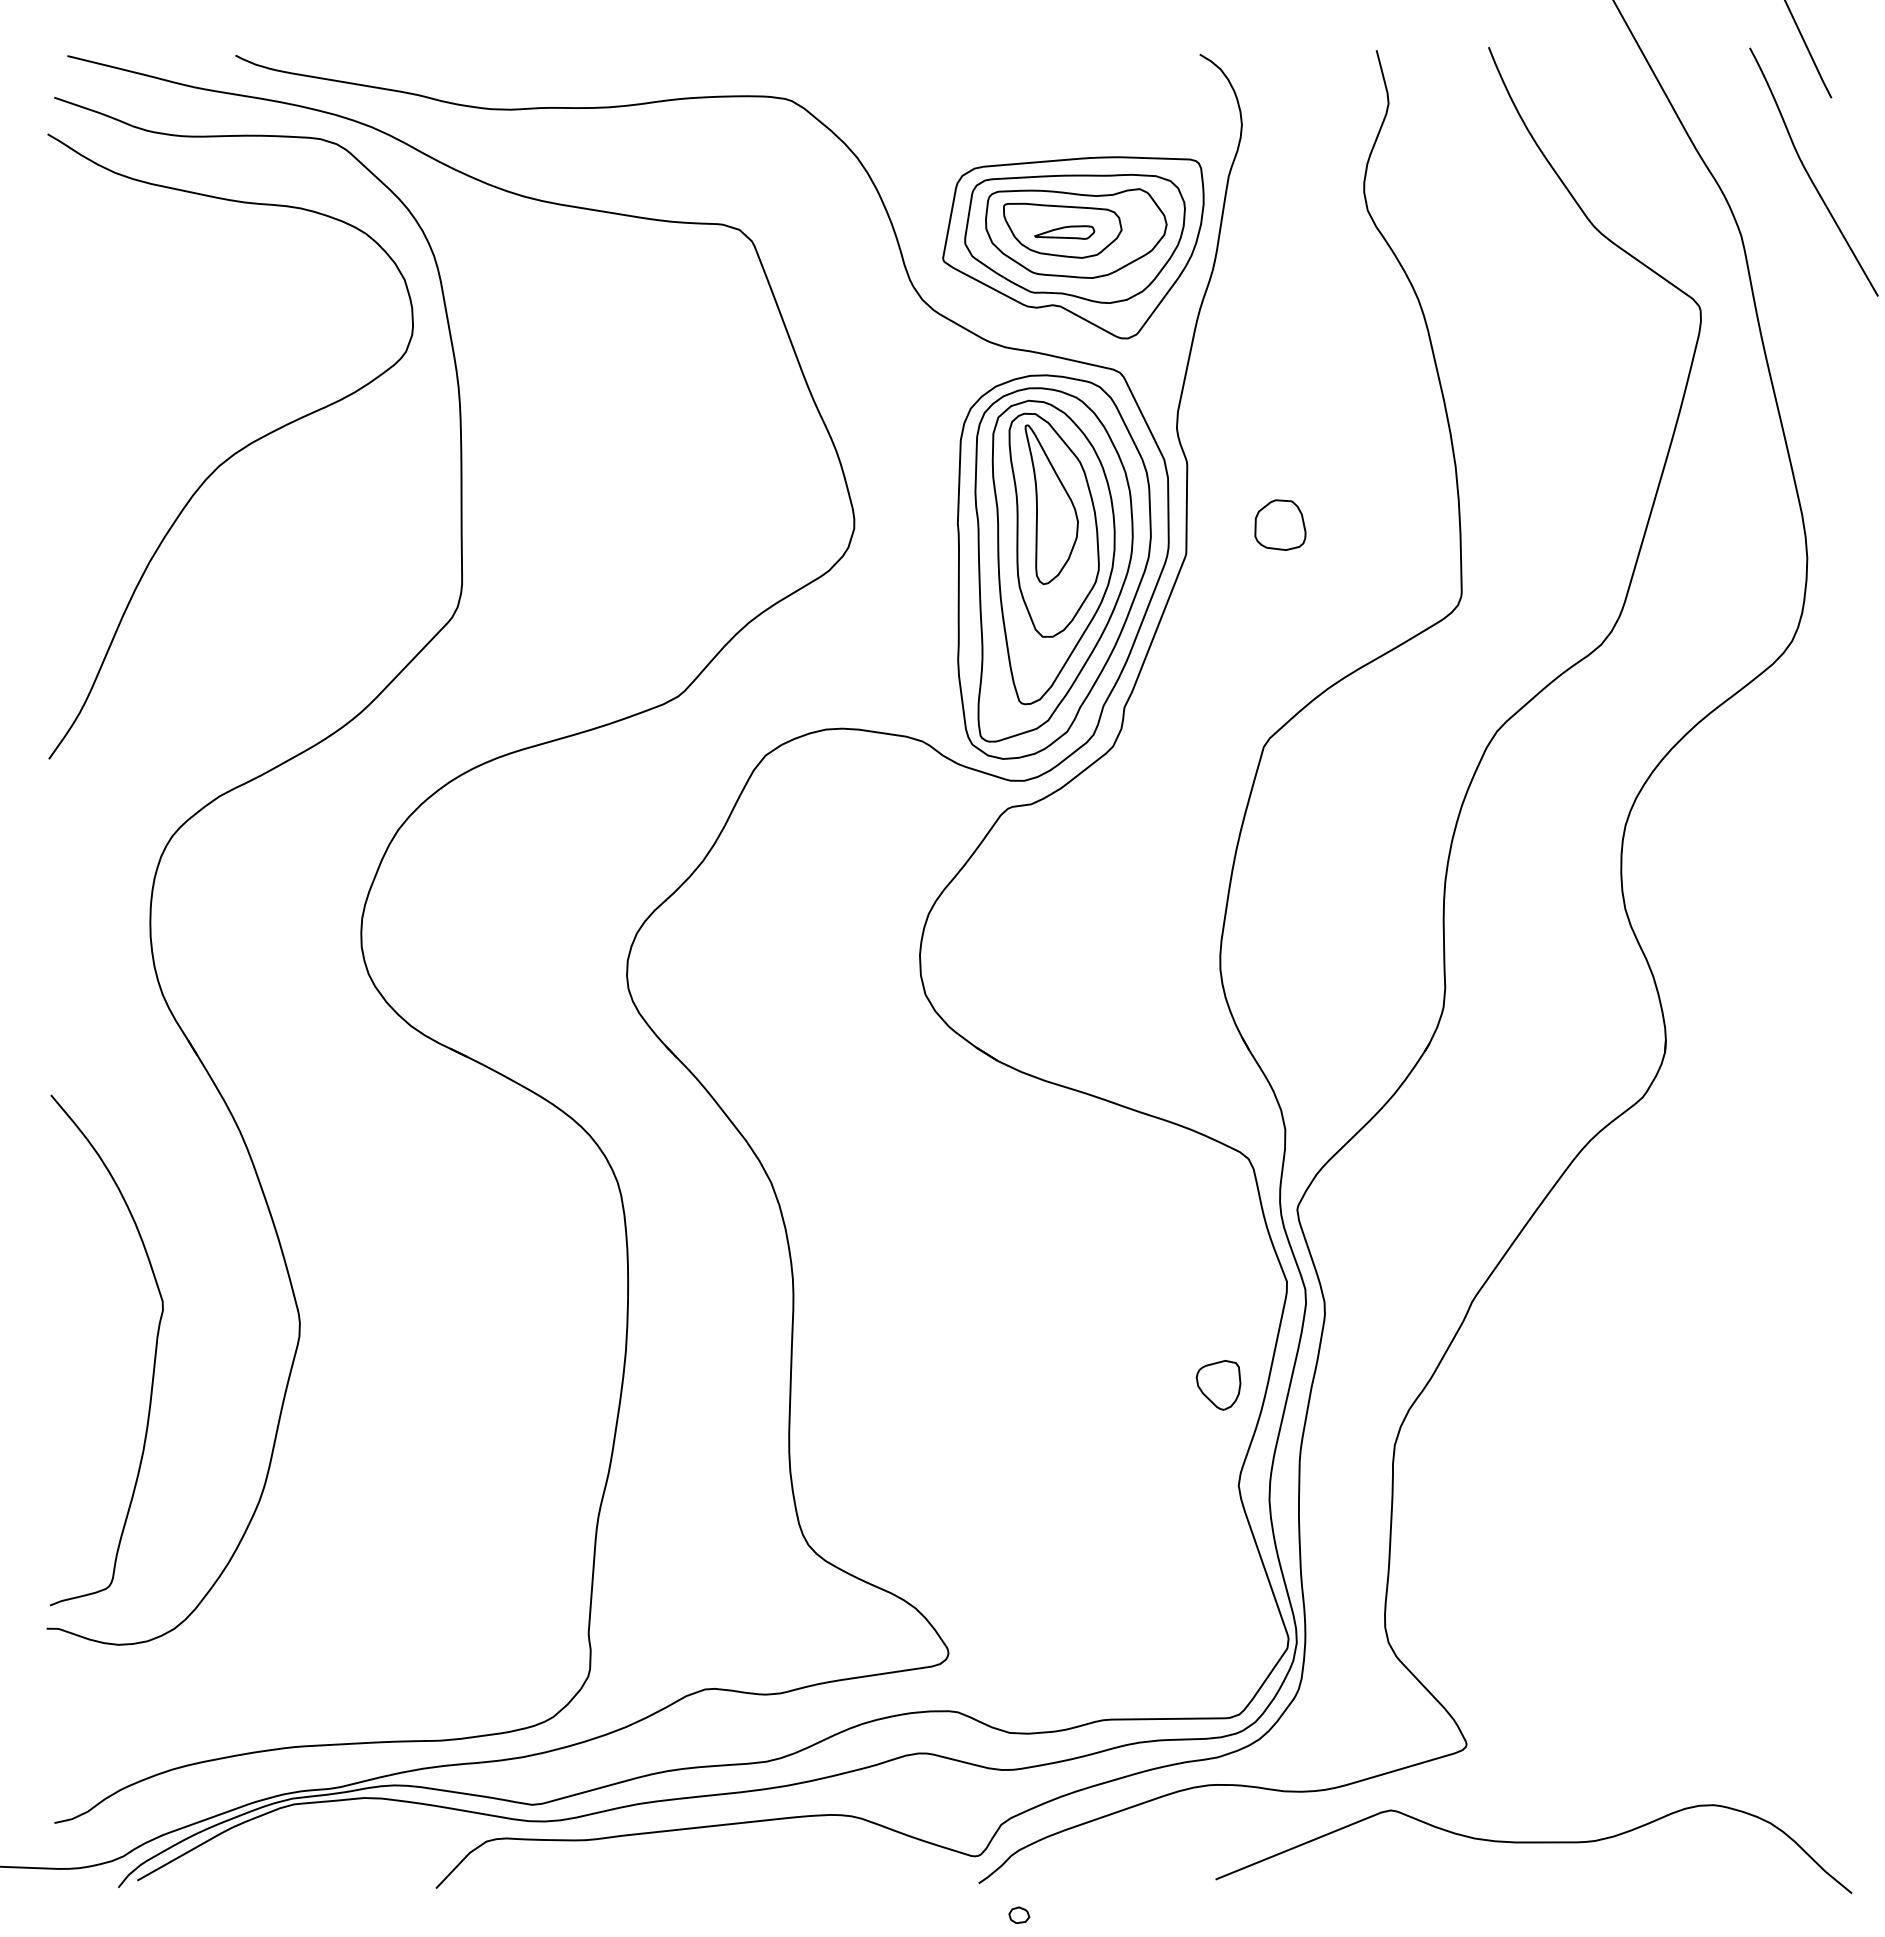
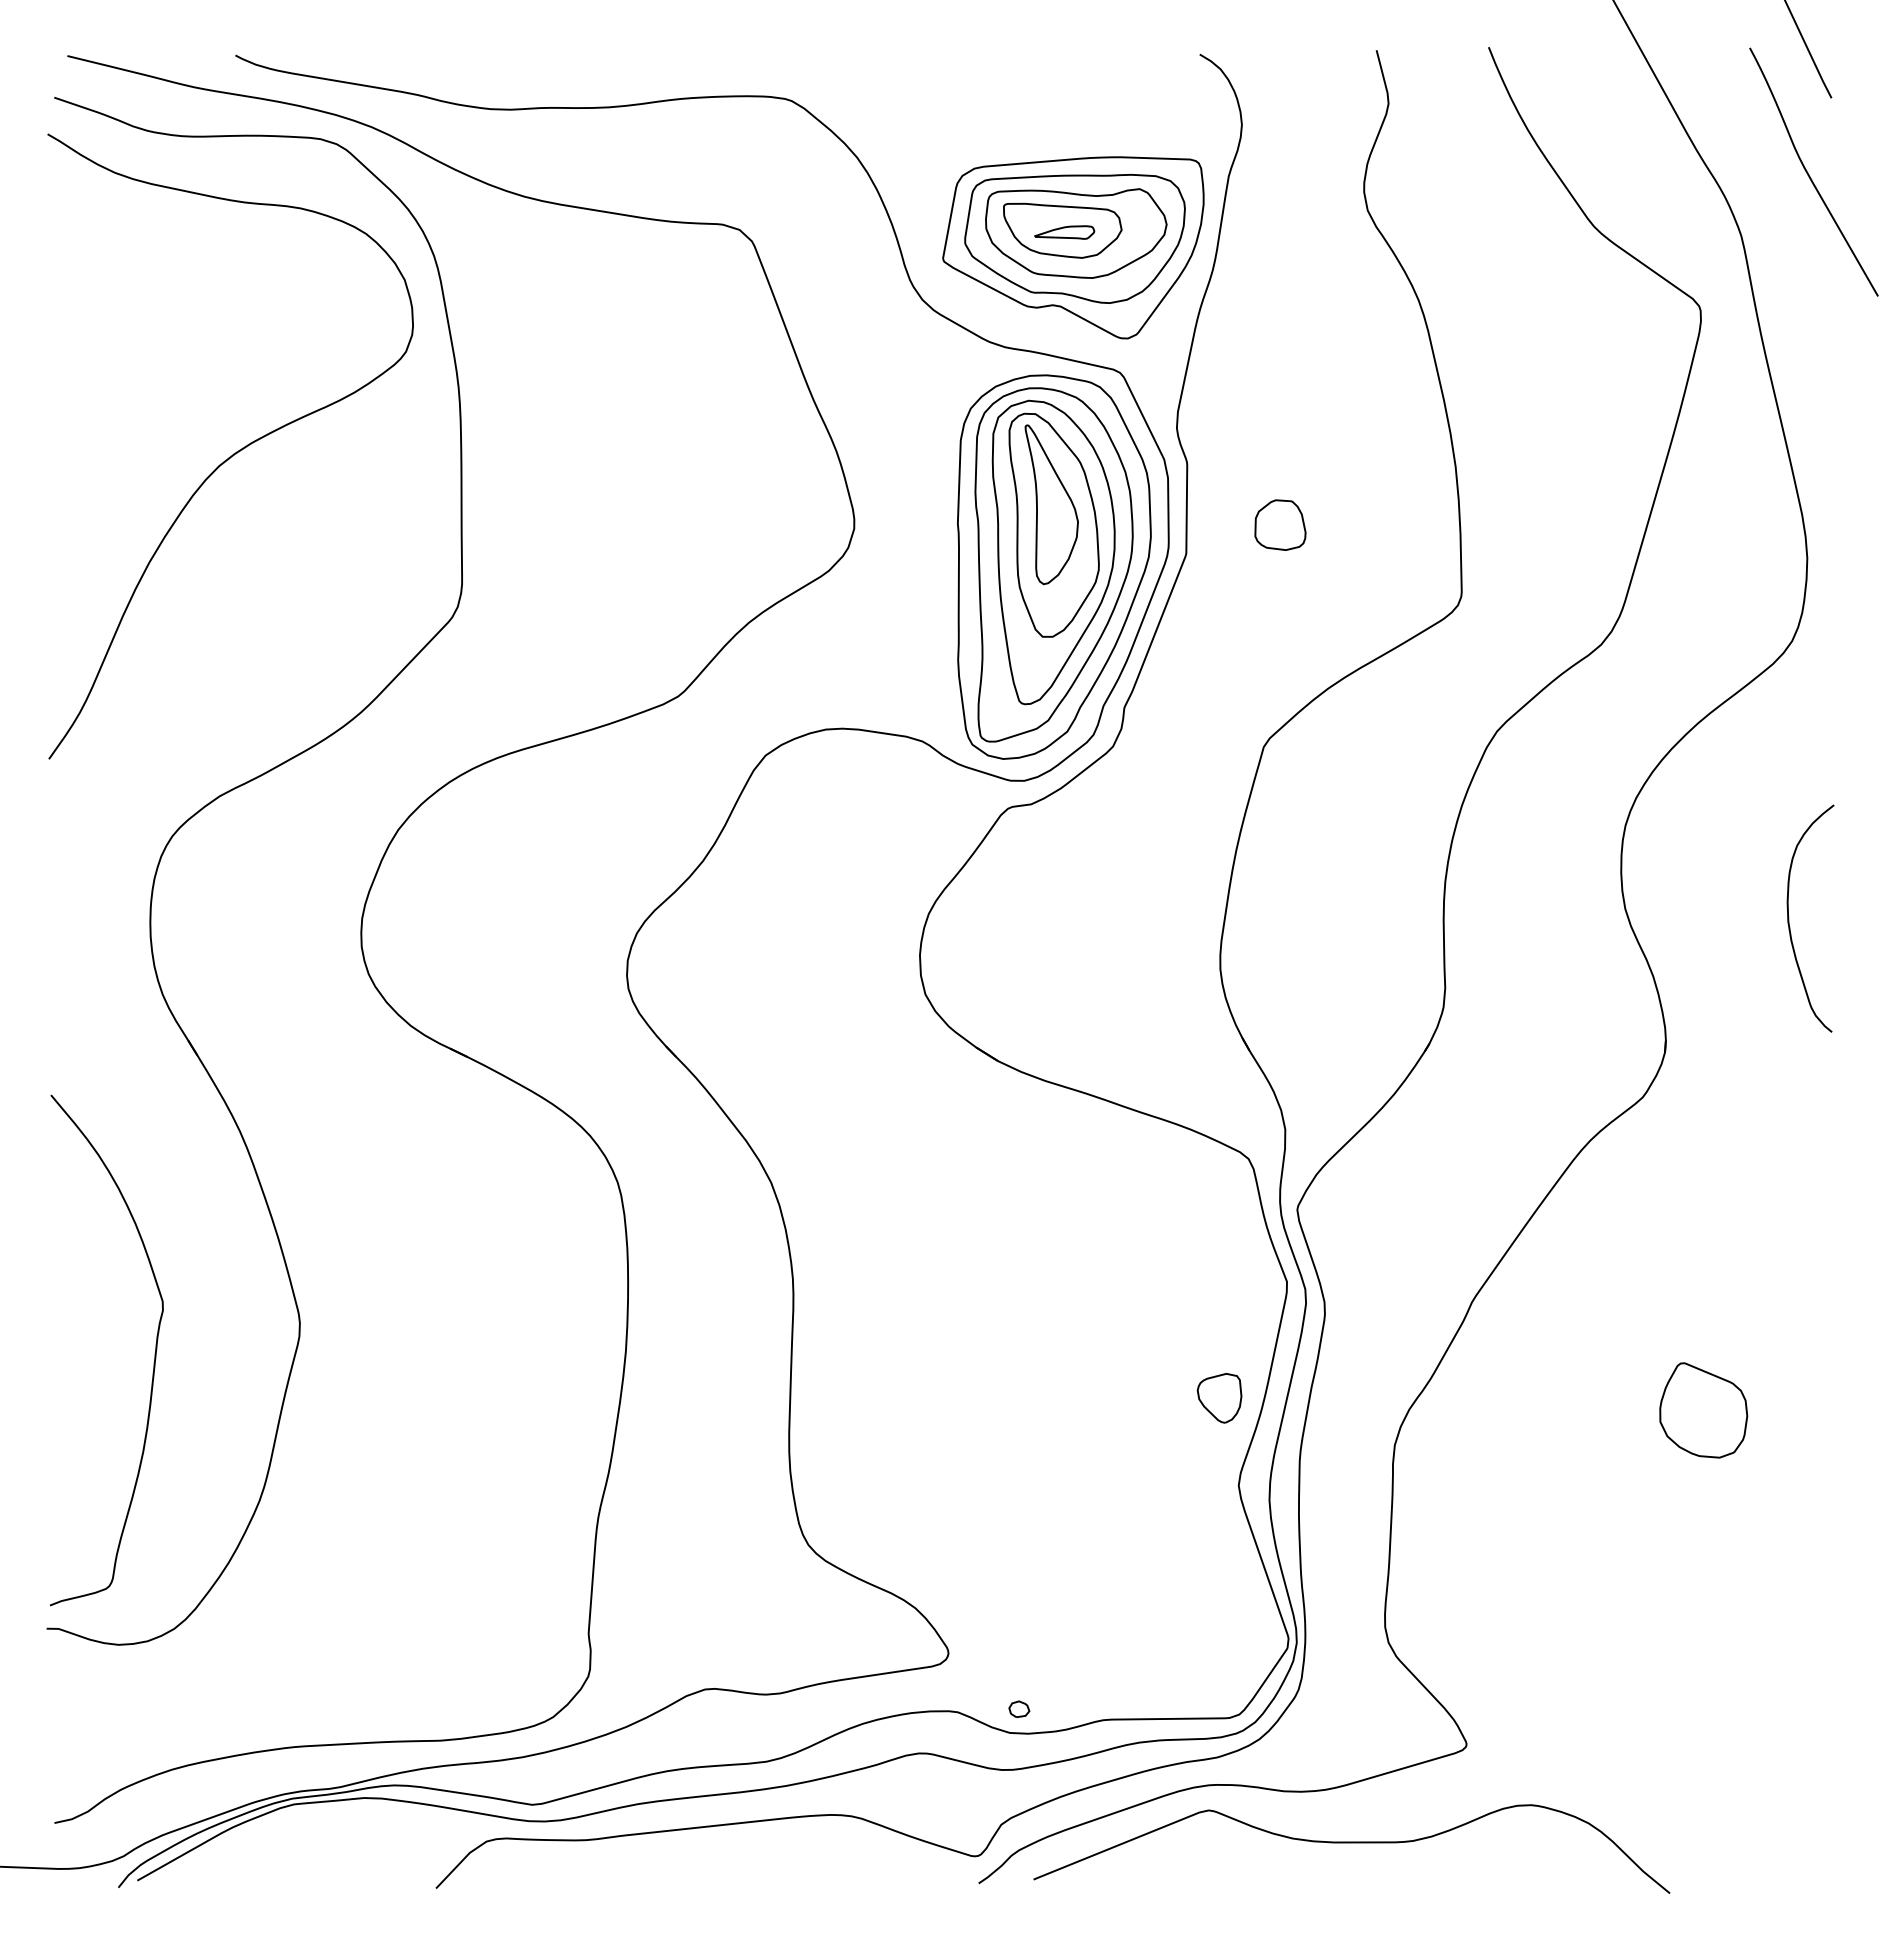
curve: none -> present (1789, 918)
part position: (1218, 1385) -> (1219, 1398) (1219, 1398)
part: none -> present (1703, 1410)
curve position: (1533, 1843) -> (1351, 1843) (1351, 1843)
part position: (1019, 1914) -> (1019, 1708) (1019, 1708)
